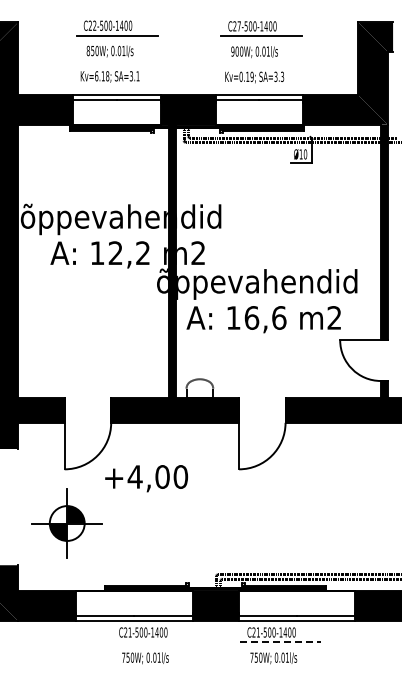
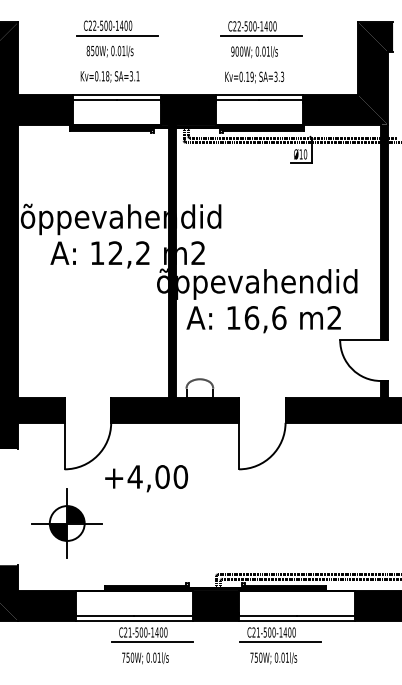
text: C27-500-1400 -> C22-500-1400 (238, 26)
text: Kv=6.18; -> Kv=0.18; (96, 75)
line: none -> present (152, 642)
line: dashed -> solid (280, 642)
